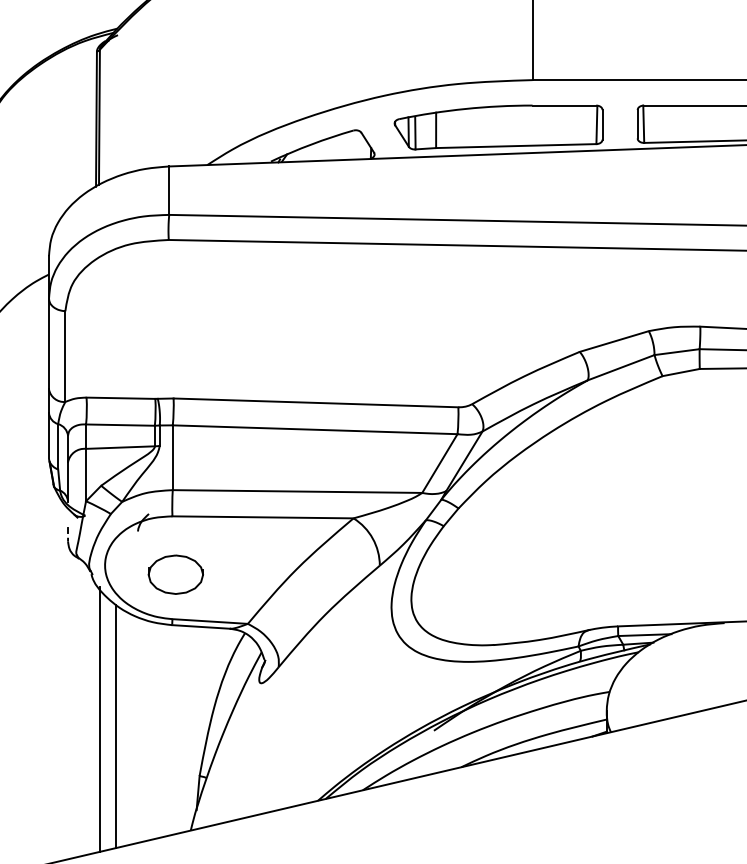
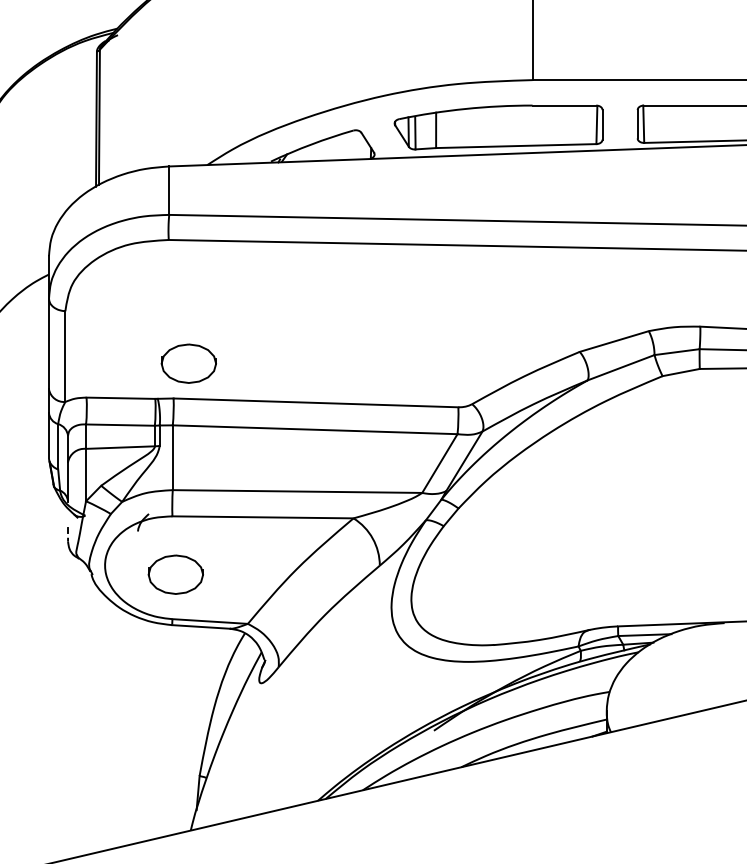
part: none -> present (188, 363)
line: present -> none (99, 718)
line: present -> none (116, 726)
